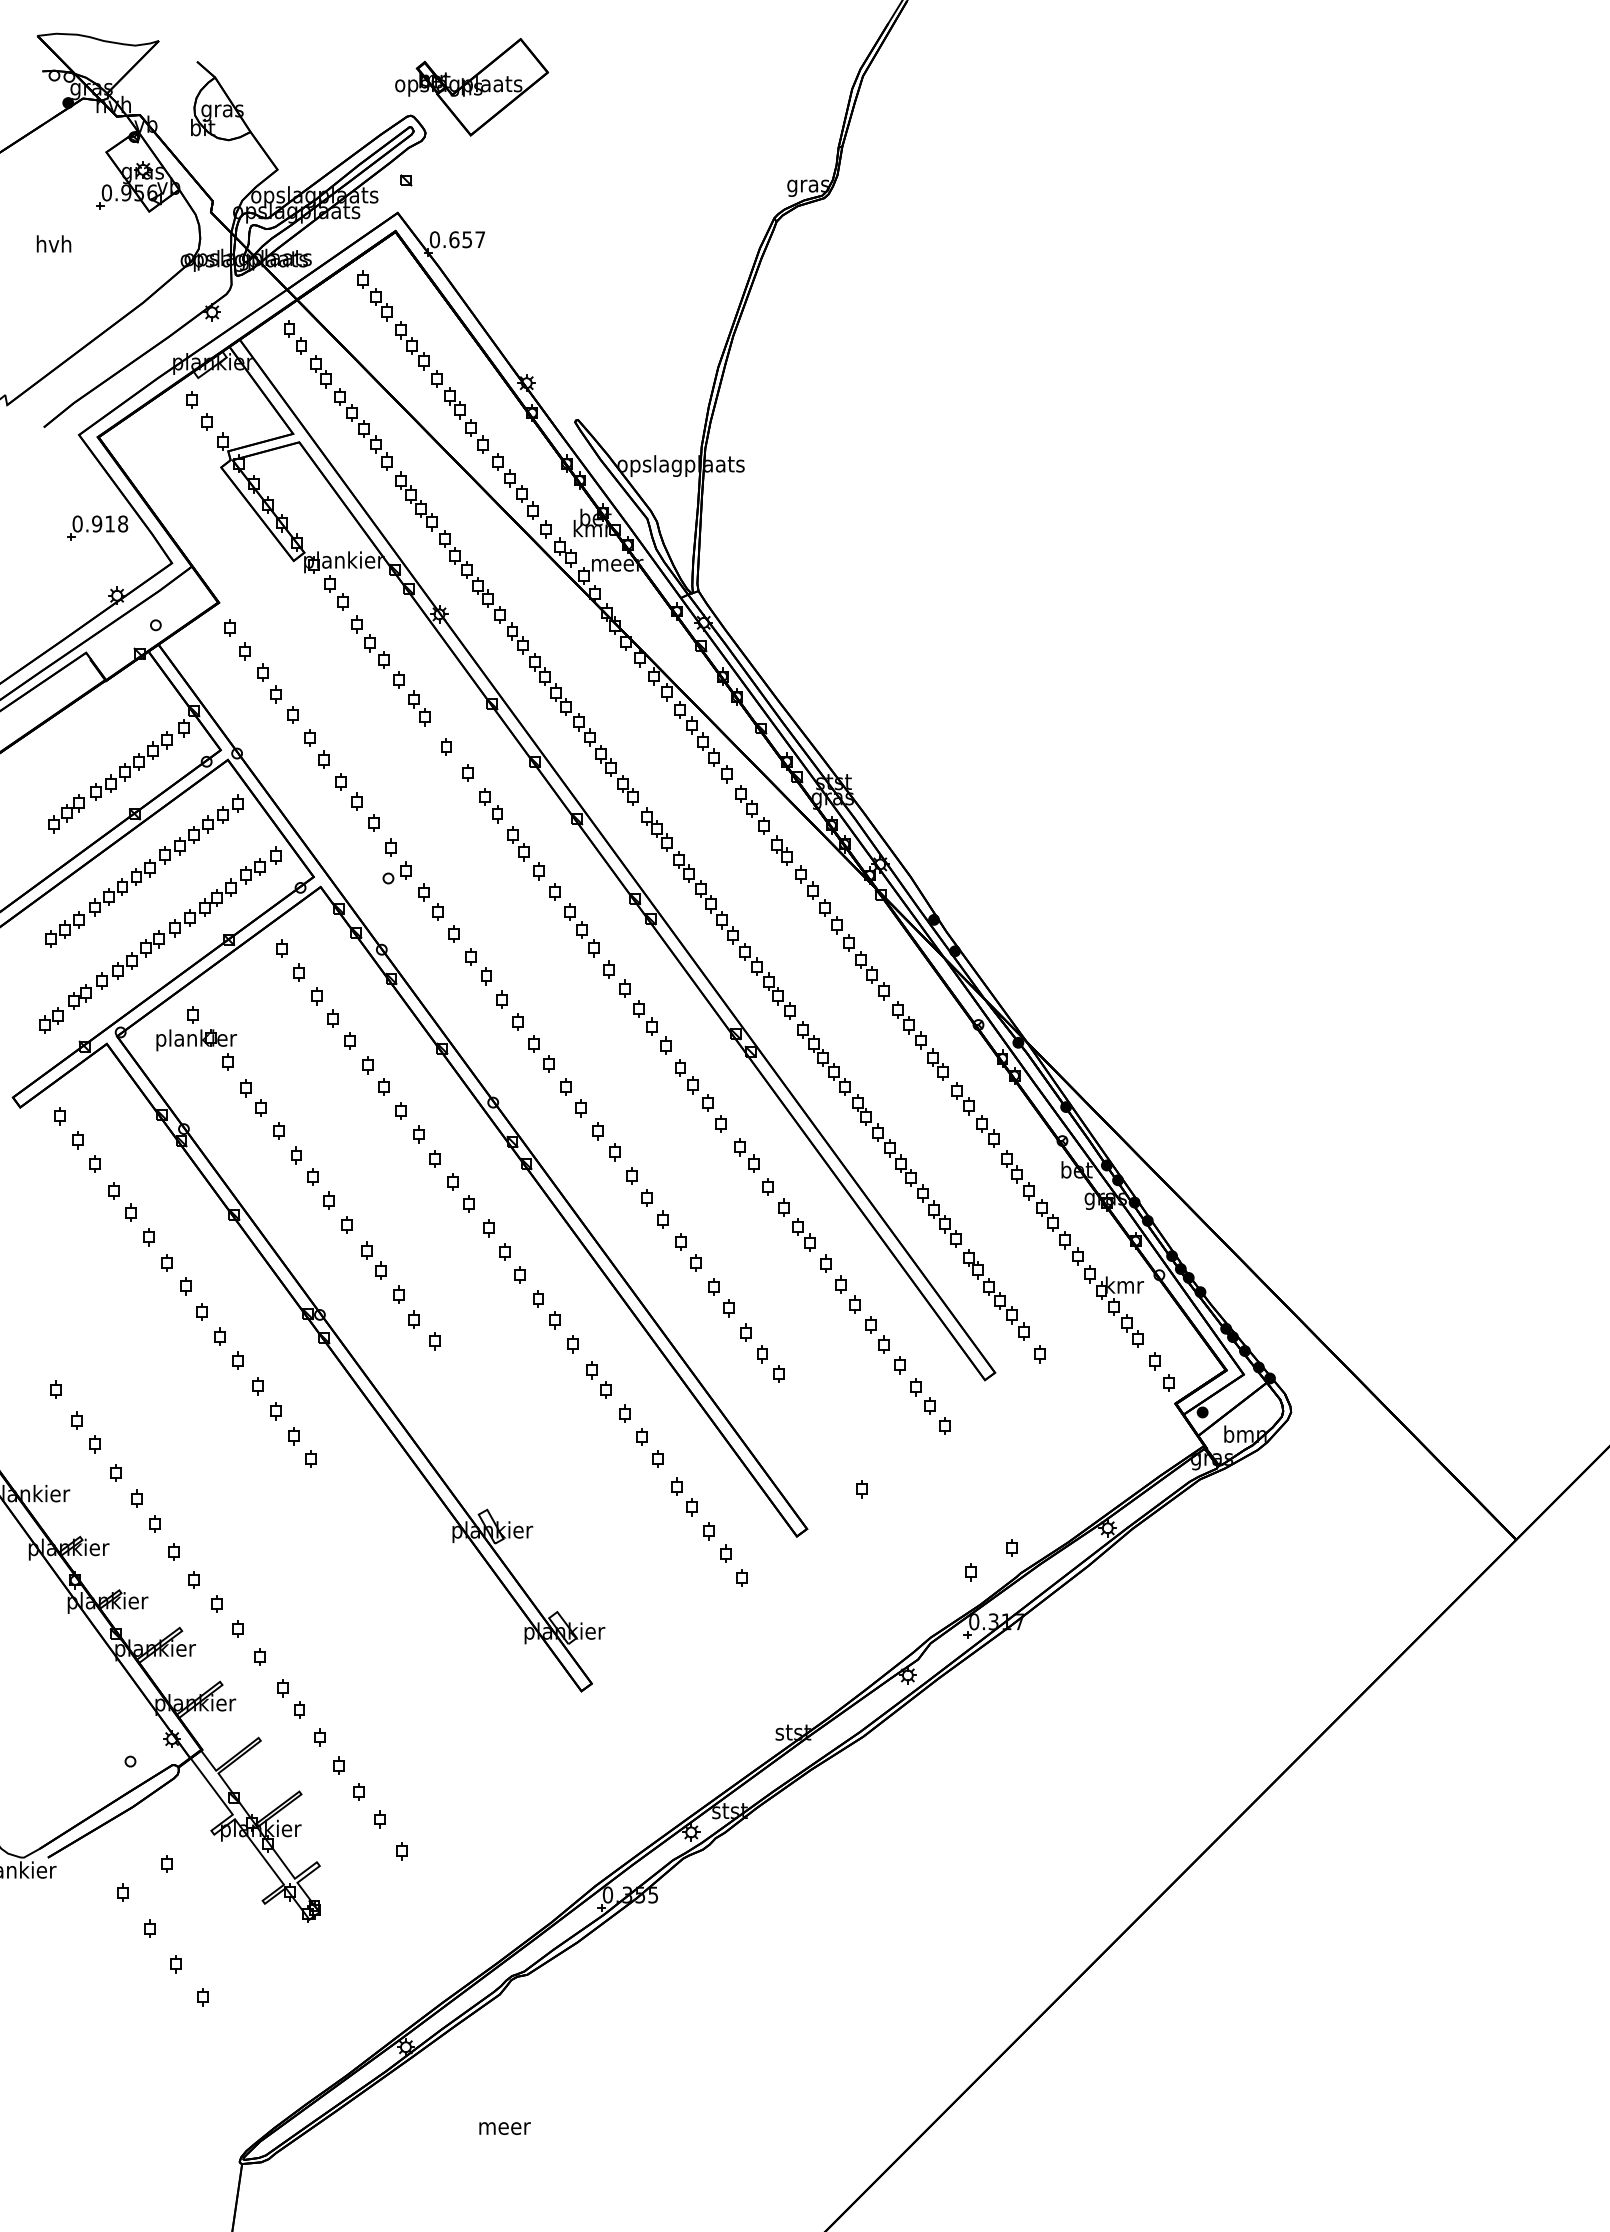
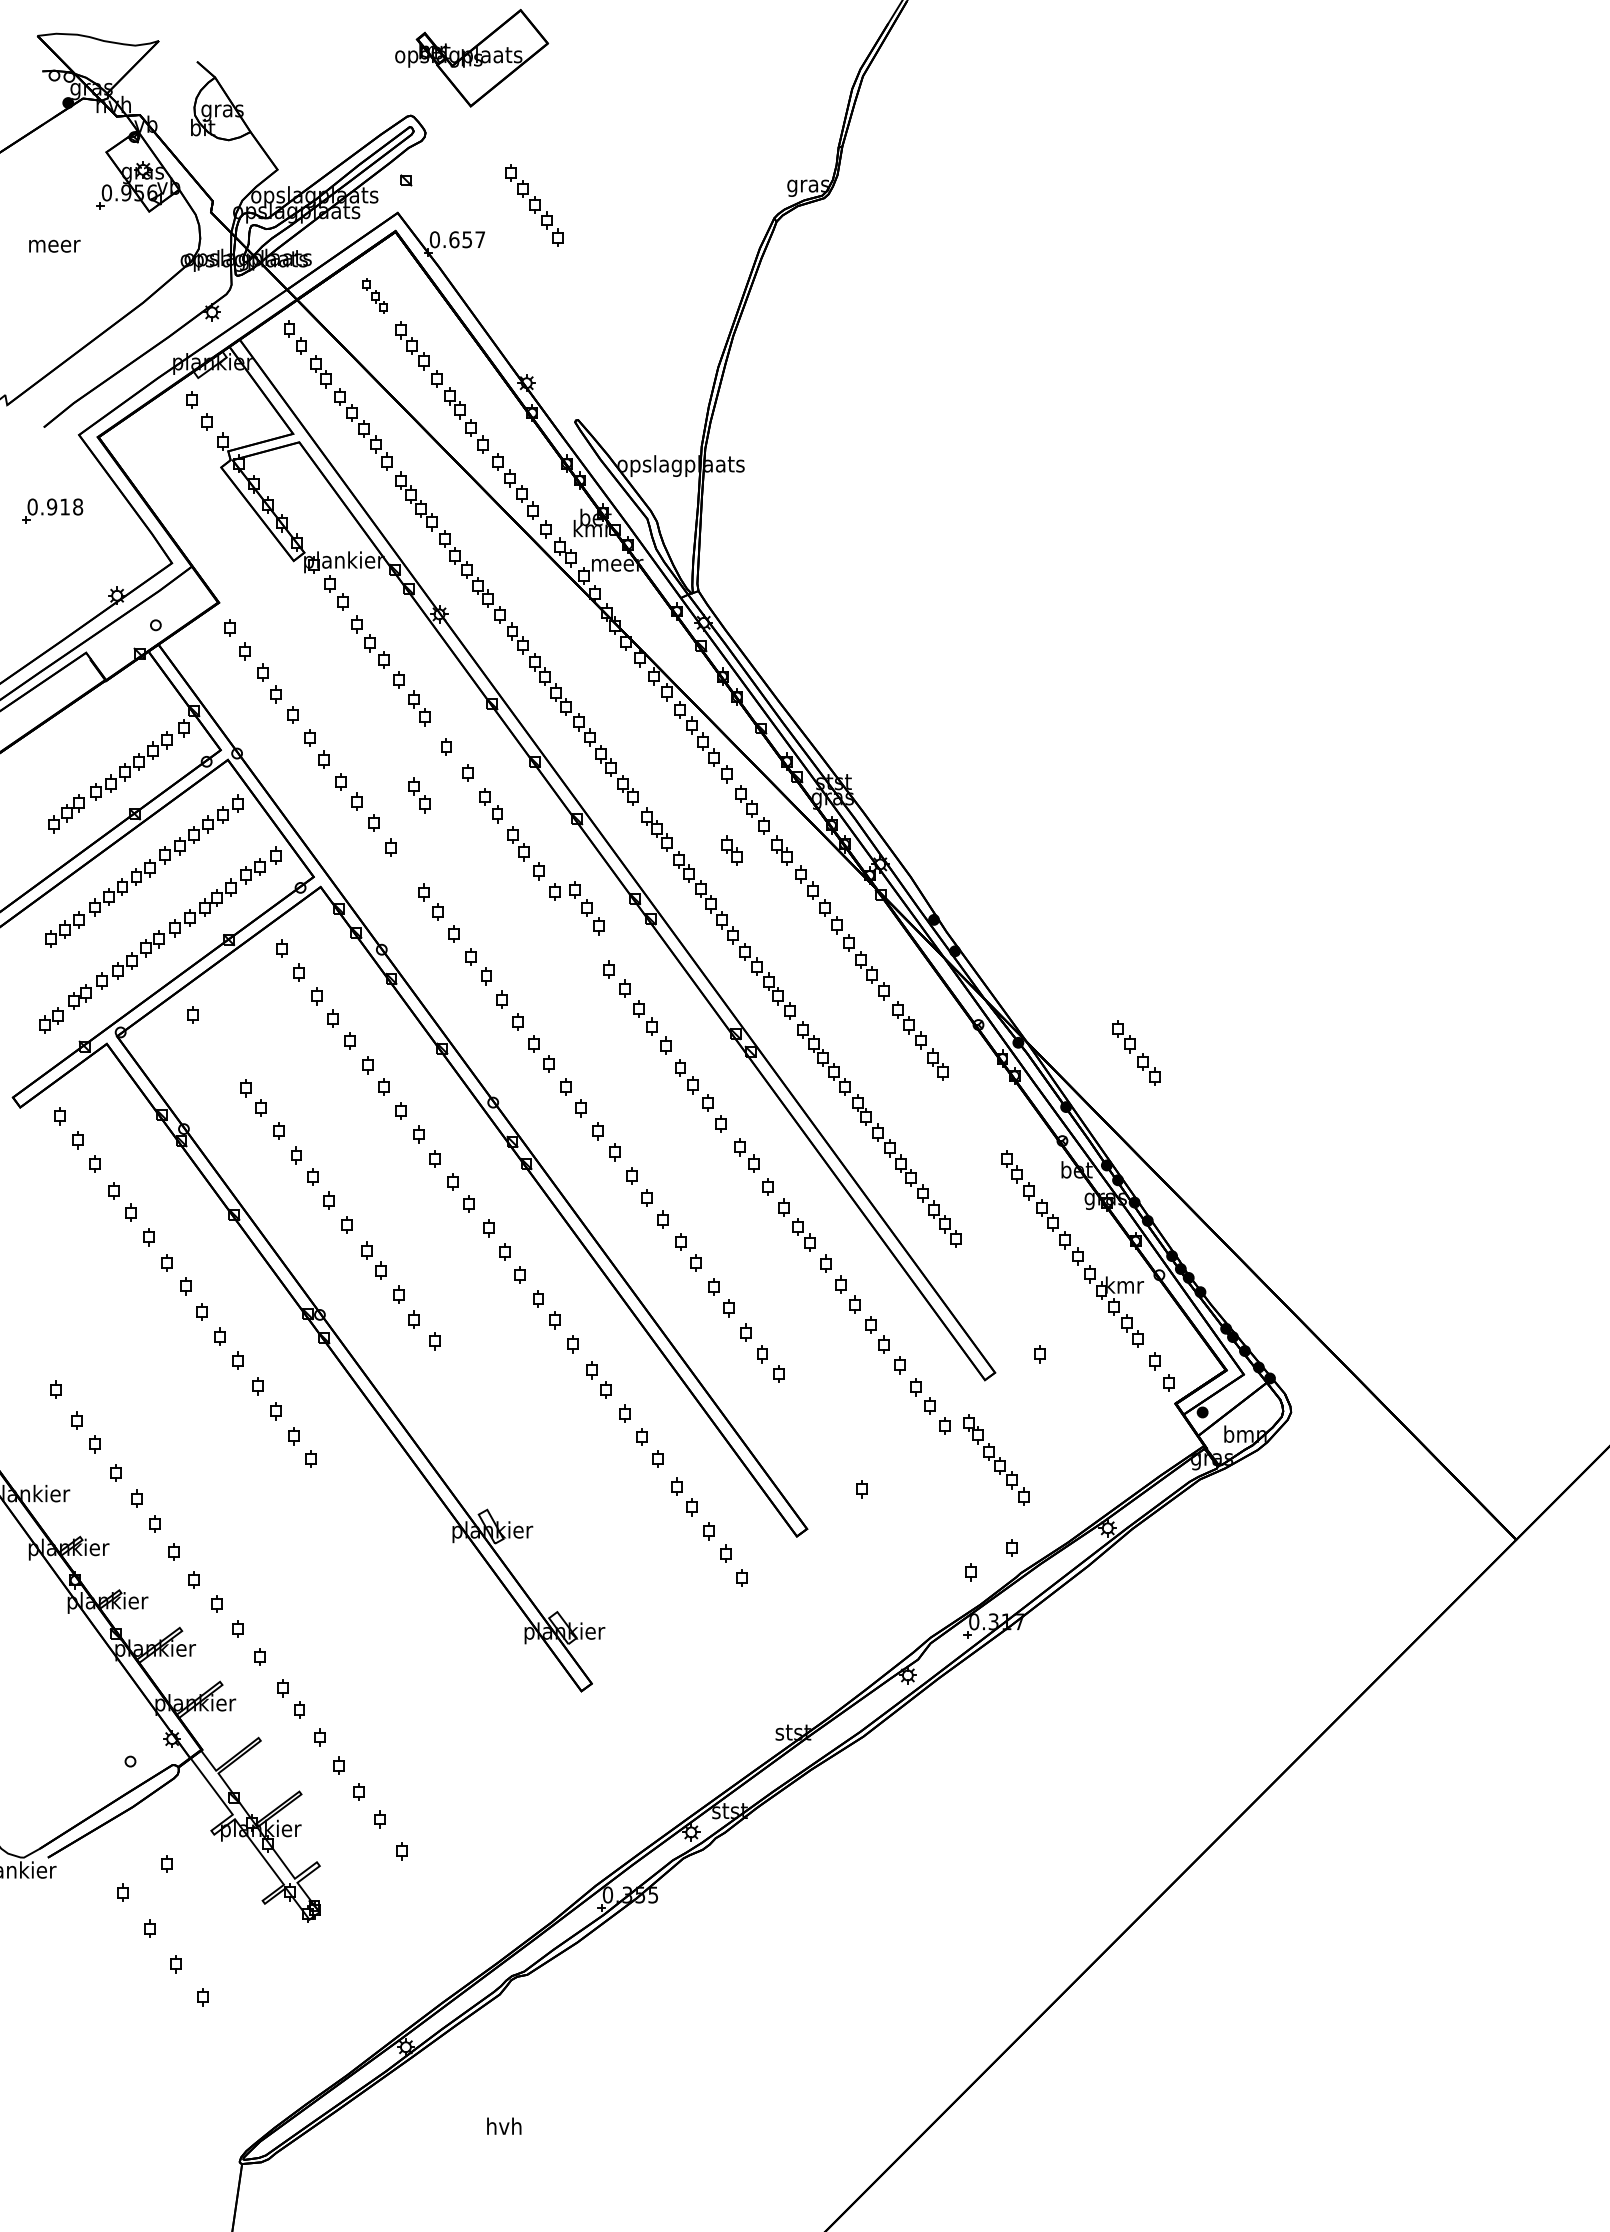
part position: (472, 87) -> (472, 58) (472, 58)
part: none -> present (534, 205)
text: hvh -> meer (54, 243)
part size: 36x52 px -> 26x36 px (374, 295)
part position: (97, 527) -> (52, 510) (52, 510)
part: none -> present (419, 795)
part: none -> present (731, 850)
part: present -> none (396, 872)
part position: (581, 930) -> (586, 908) (586, 908)
part: present -> none (196, 1049)
part position: (975, 1114) -> (1136, 1052) (1136, 1052)
part position: (996, 1294) -> (996, 1459) (996, 1459)
text: meer -> hvh (504, 2126)
